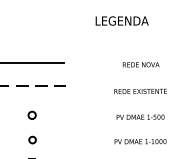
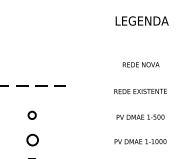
text position: (121, 20) -> (141, 20) (141, 20)
line: present -> none (33, 63)
circle size: 9x10 px -> 13x14 px (32, 139)
